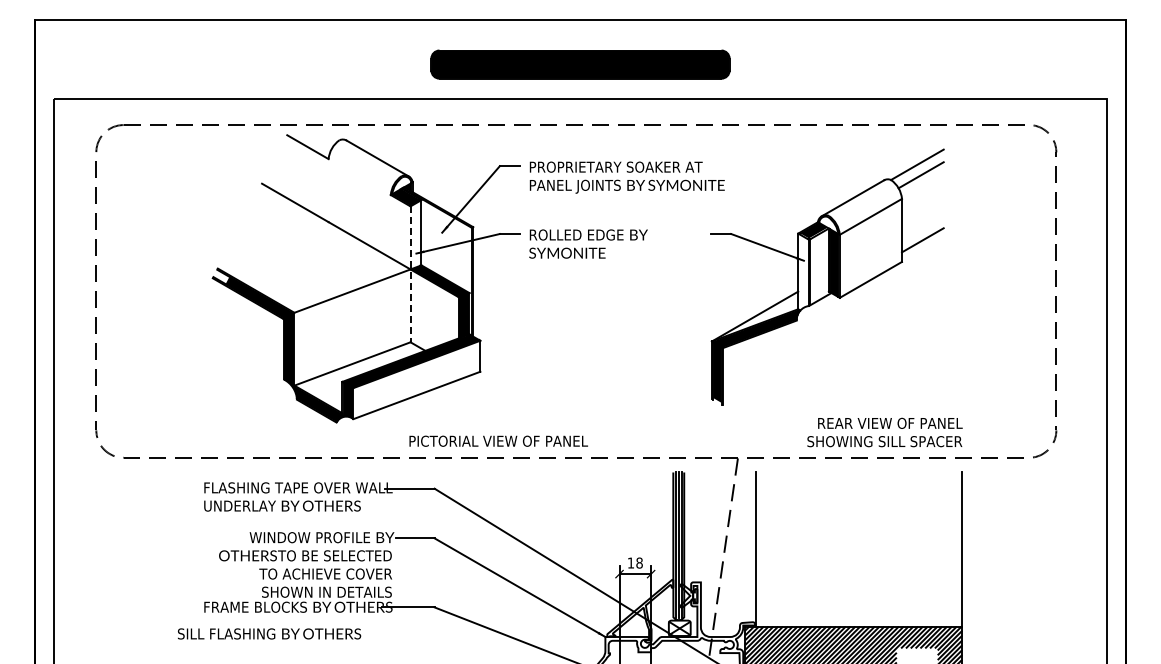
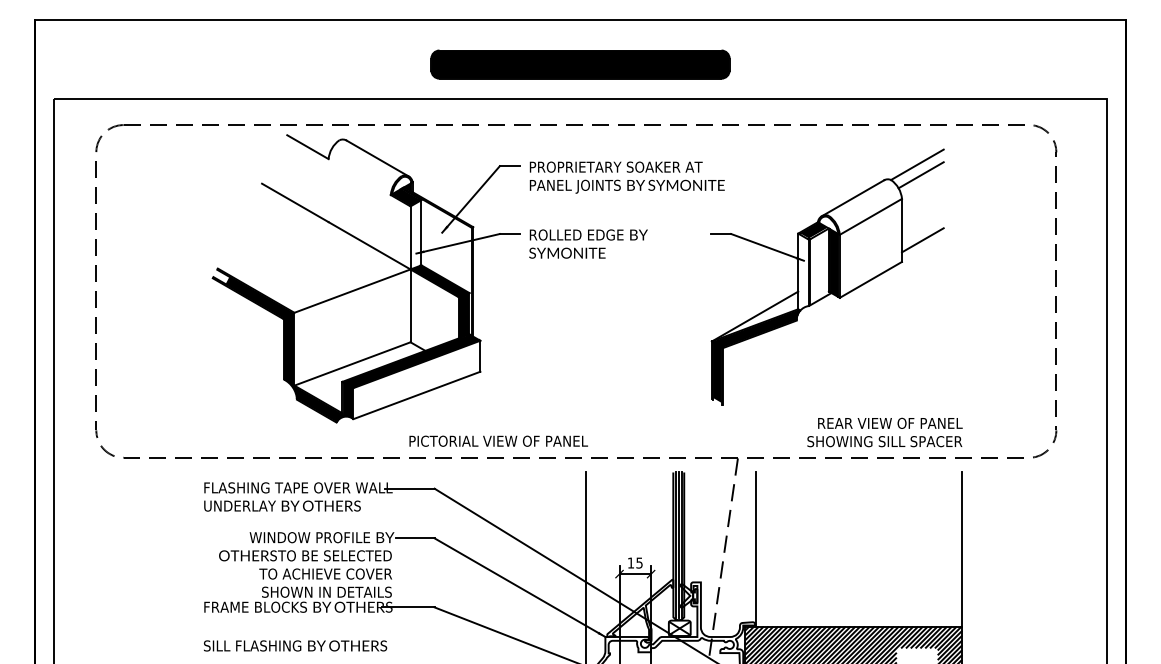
line: dashed -> solid (410, 274)
text: 18 -> 15 (639, 562)
line: none -> present (586, 566)
text position: (269, 633) -> (295, 645) (295, 645)
